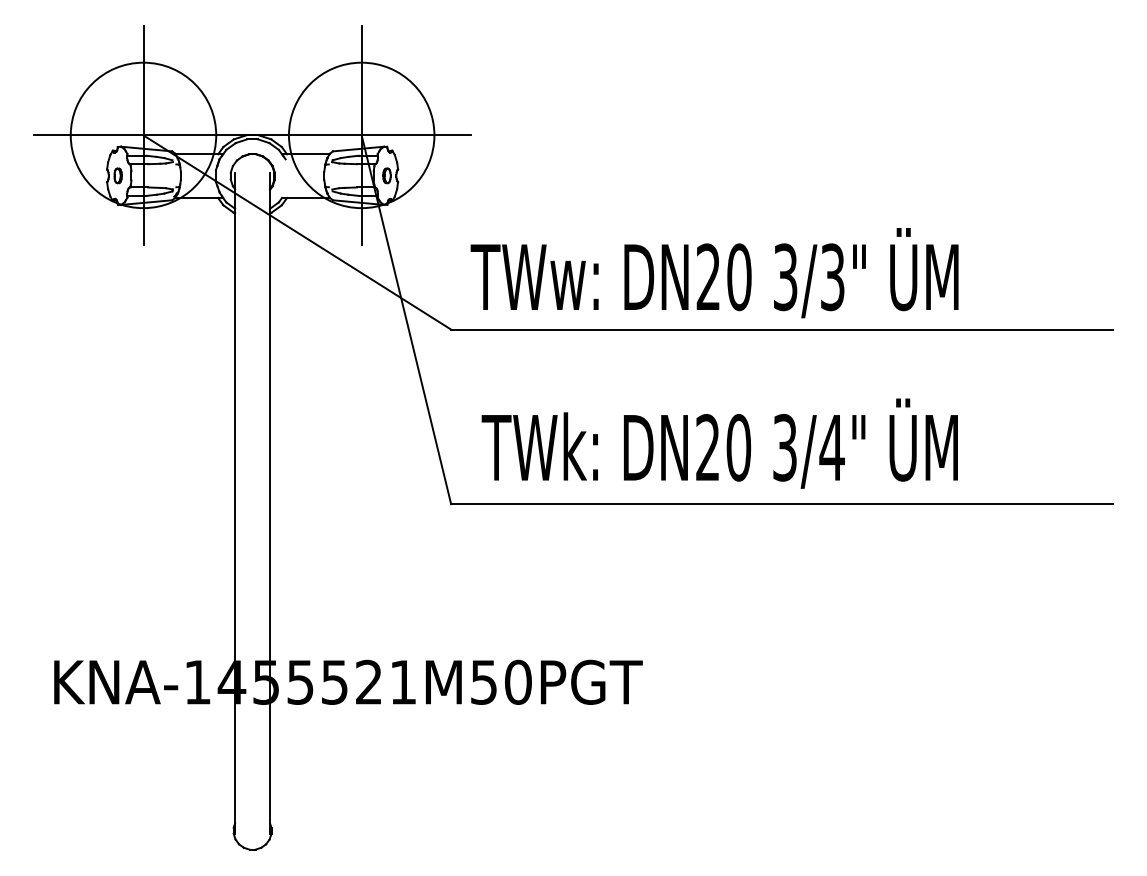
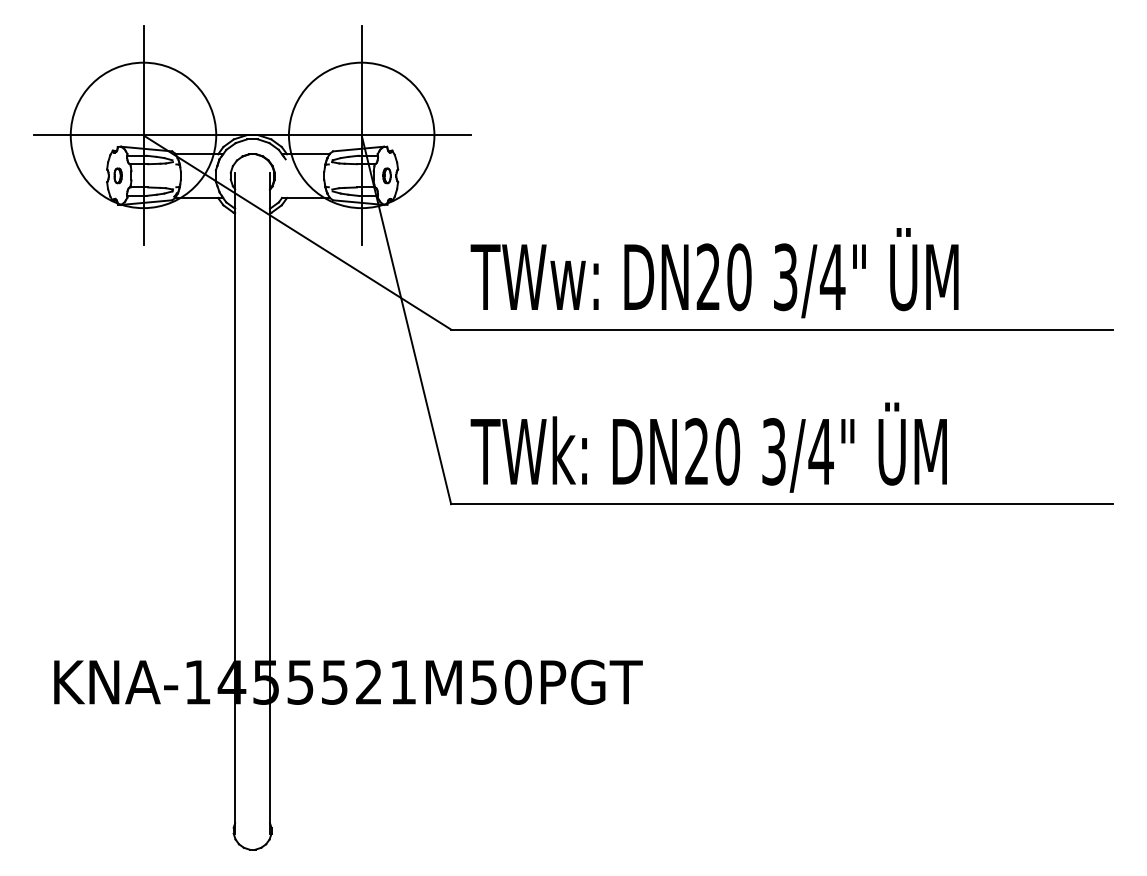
text: 3/3" -> 3/4" (832, 277)
text position: (719, 443) -> (708, 447) (708, 447)
